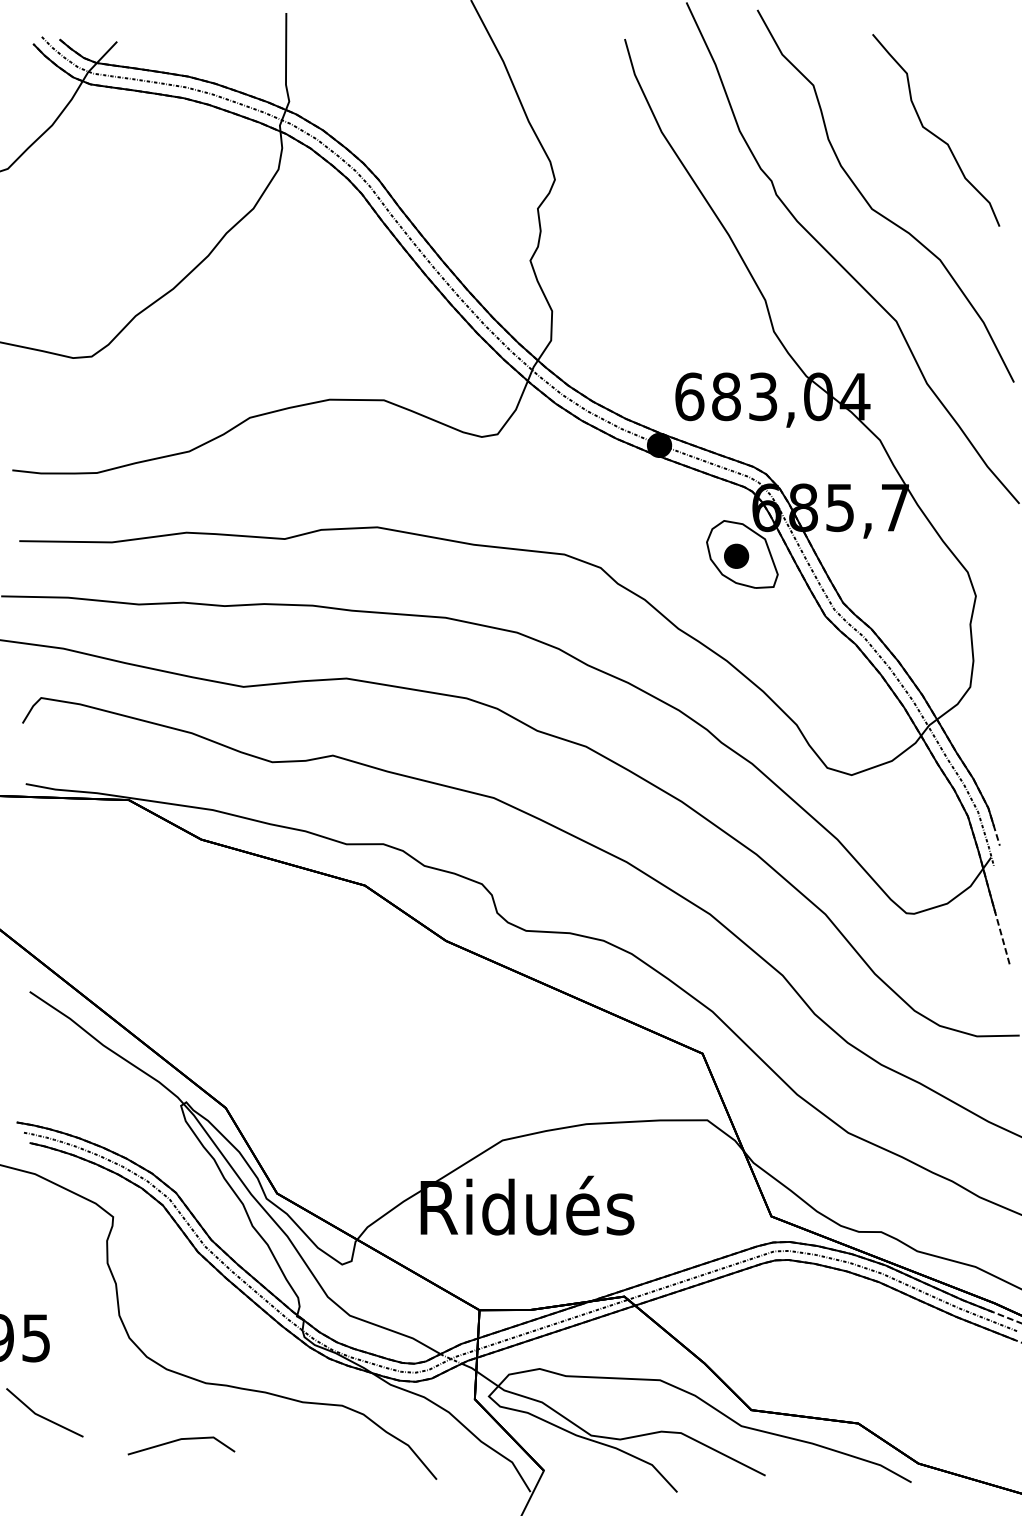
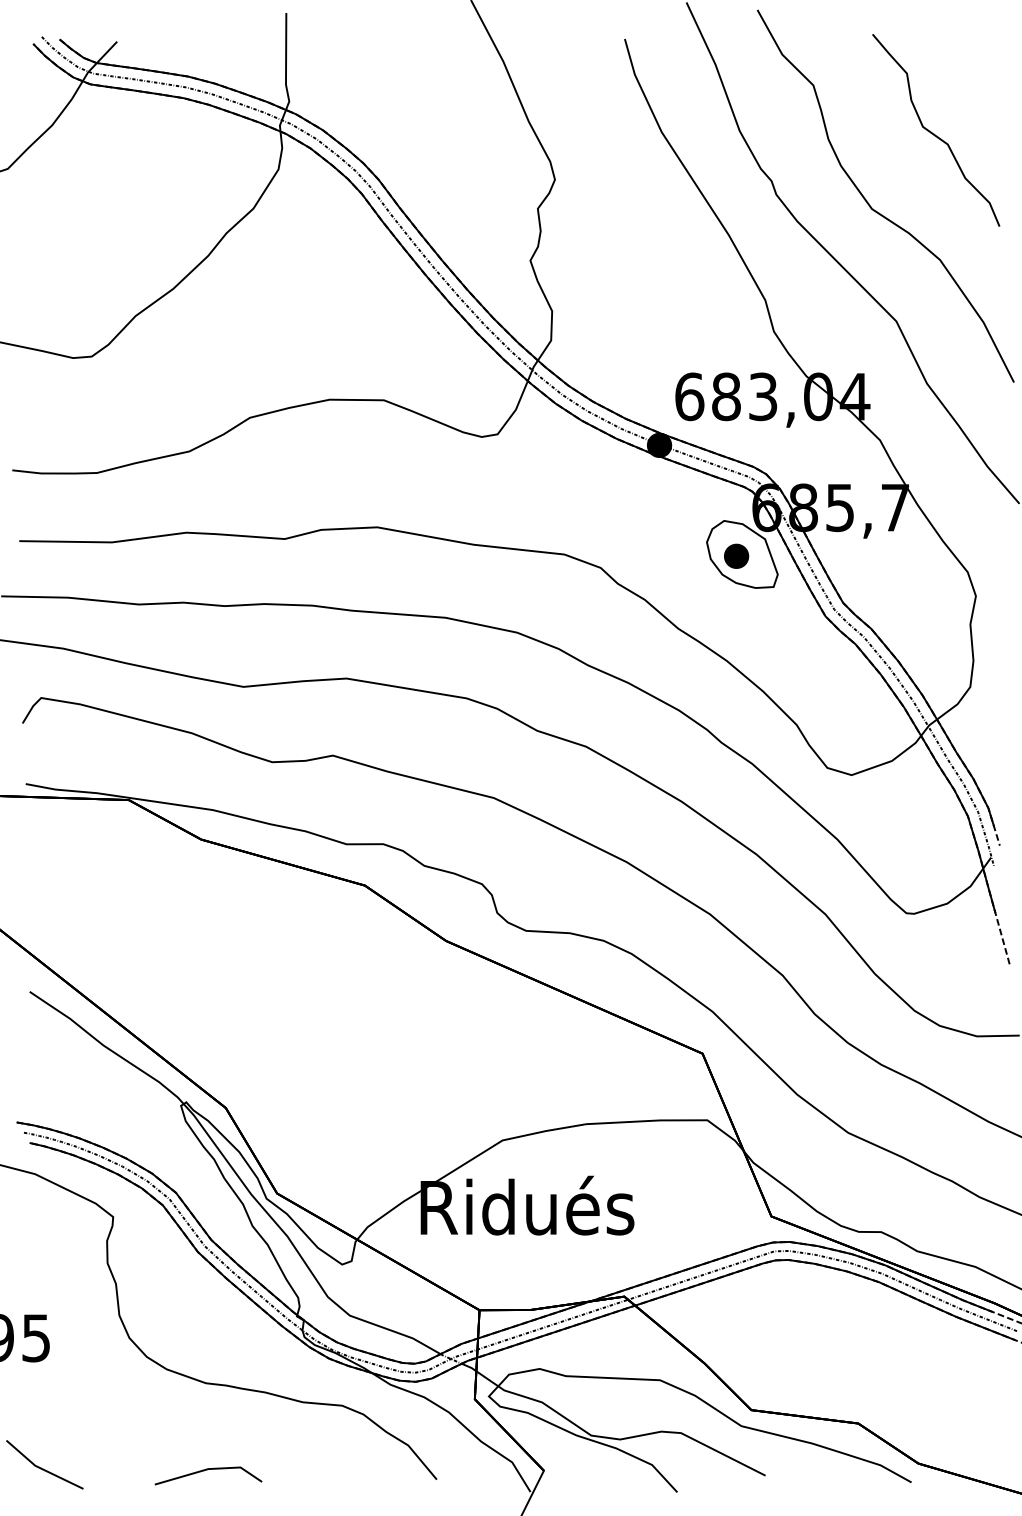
line position: (43, 1416) -> (43, 1468) (43, 1468)
line position: (180, 1440) -> (207, 1470) (207, 1470)
